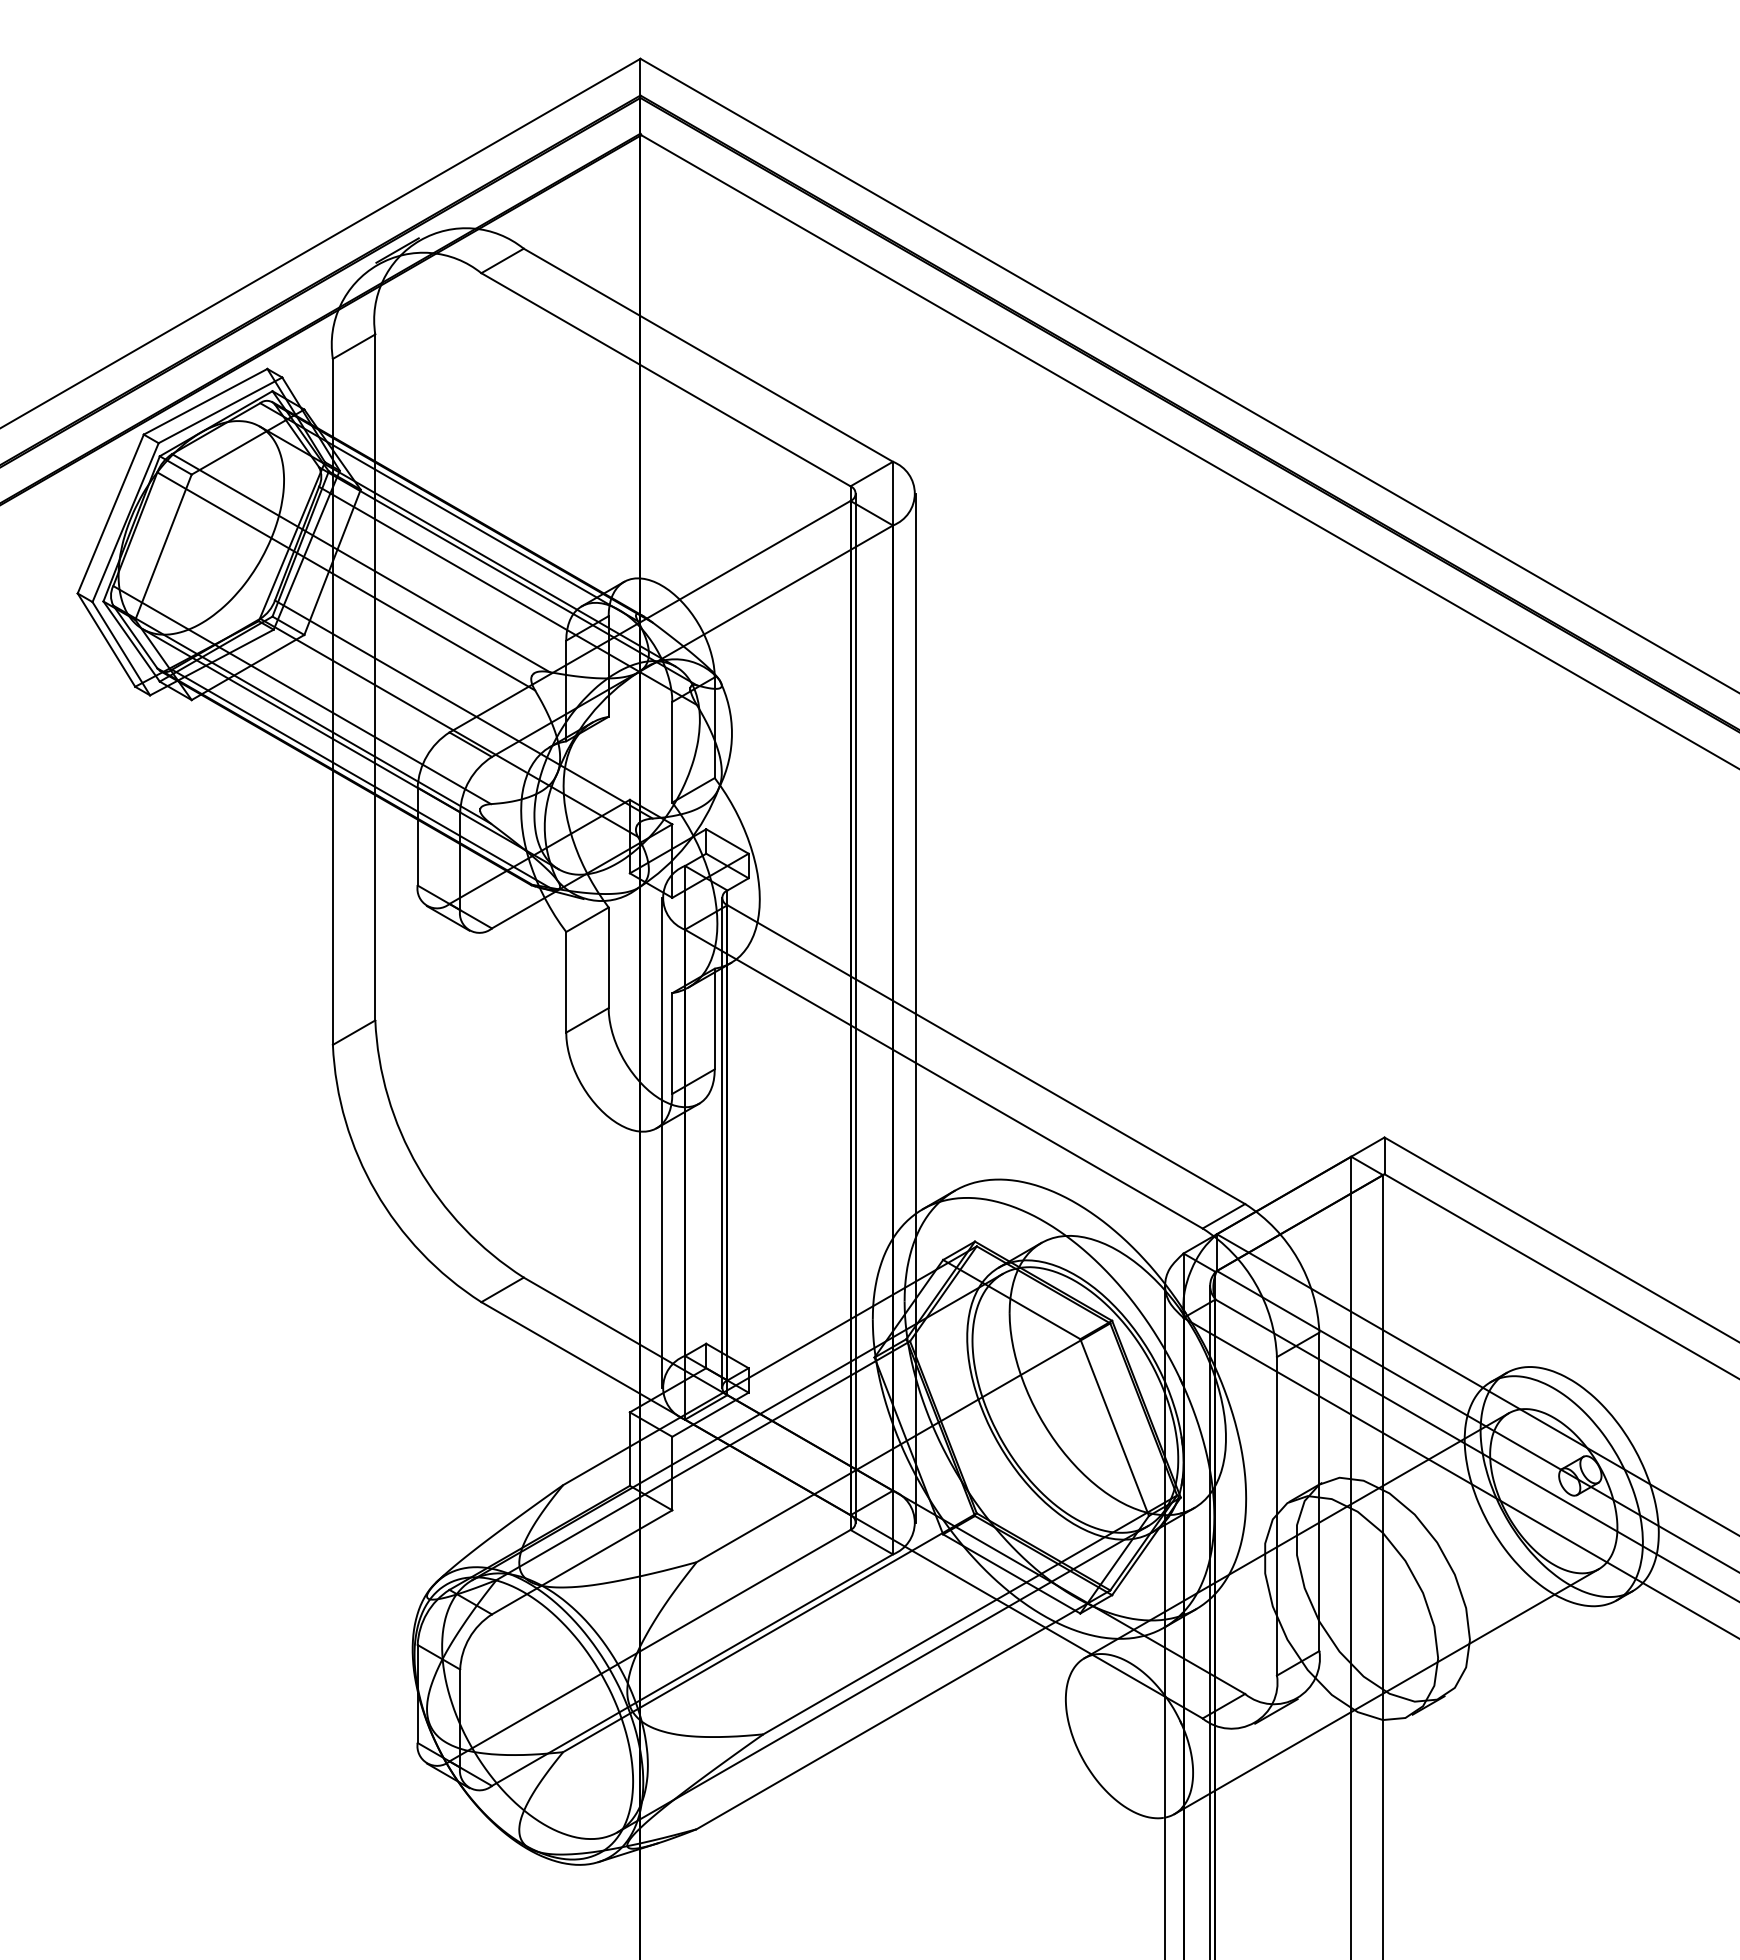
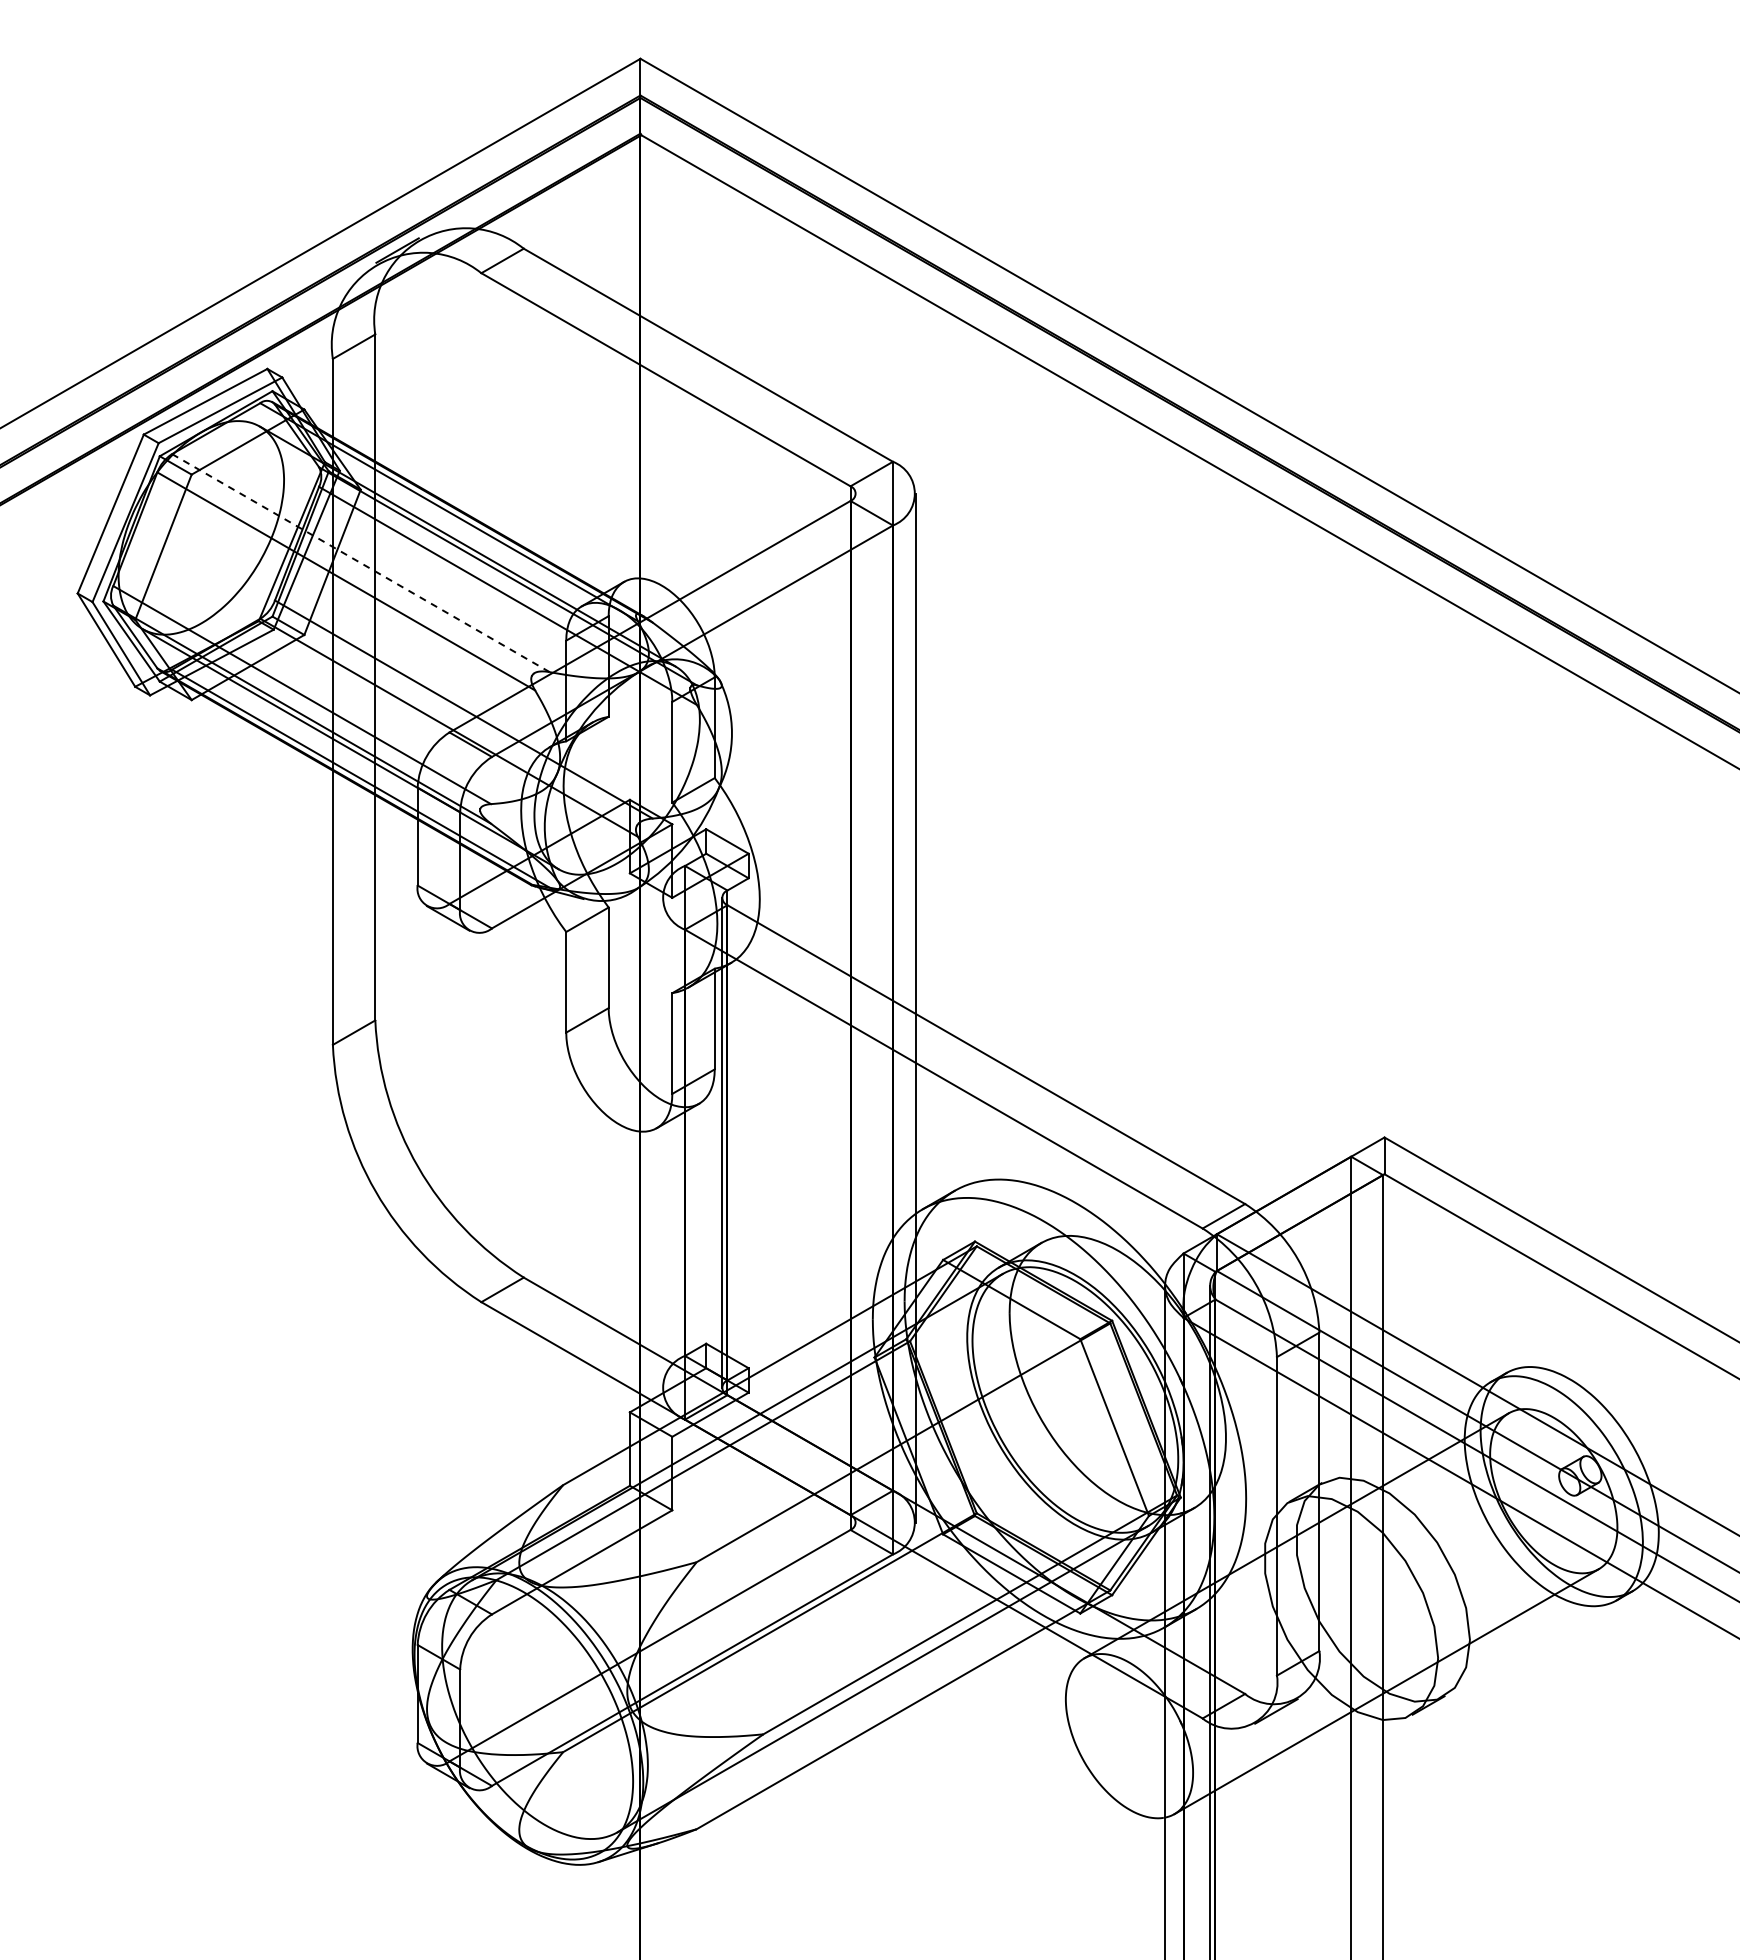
line: solid -> dashed (361, 563)
line: present -> none (855, 1007)
line: present -> none (662, 1142)
